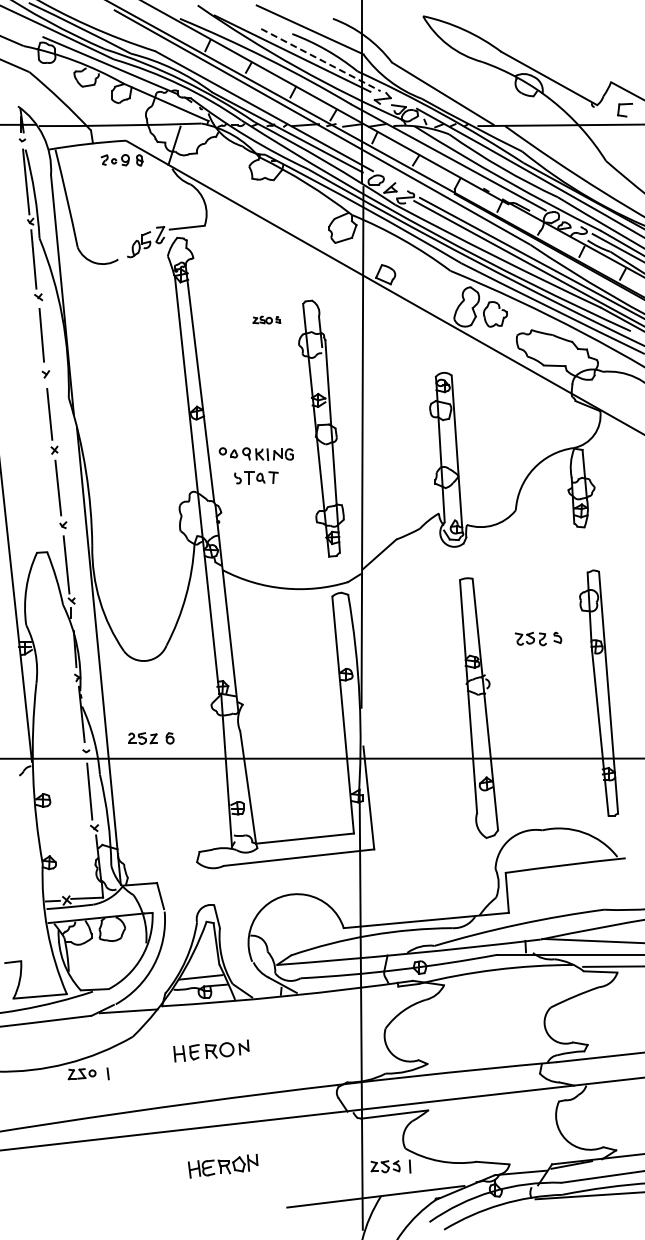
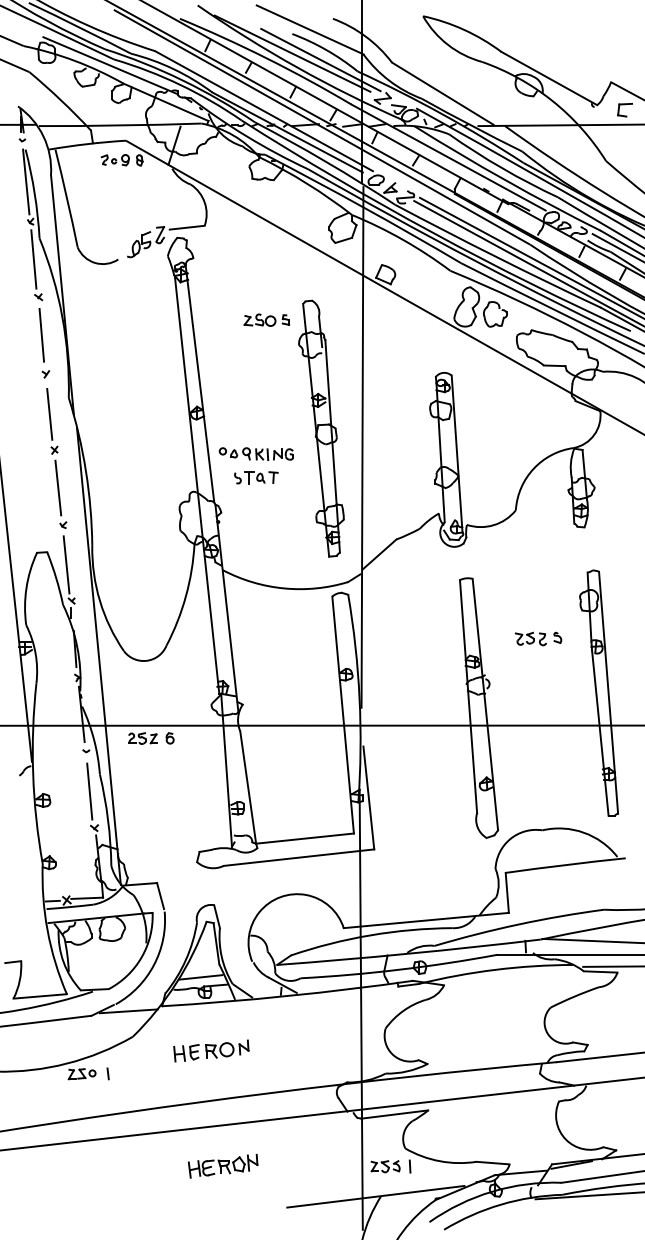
line: dashed -> solid (321, 60)
part size: 30x10 px -> 48x14 px (266, 319)
line position: (321, 758) -> (321, 725) (321, 725)
